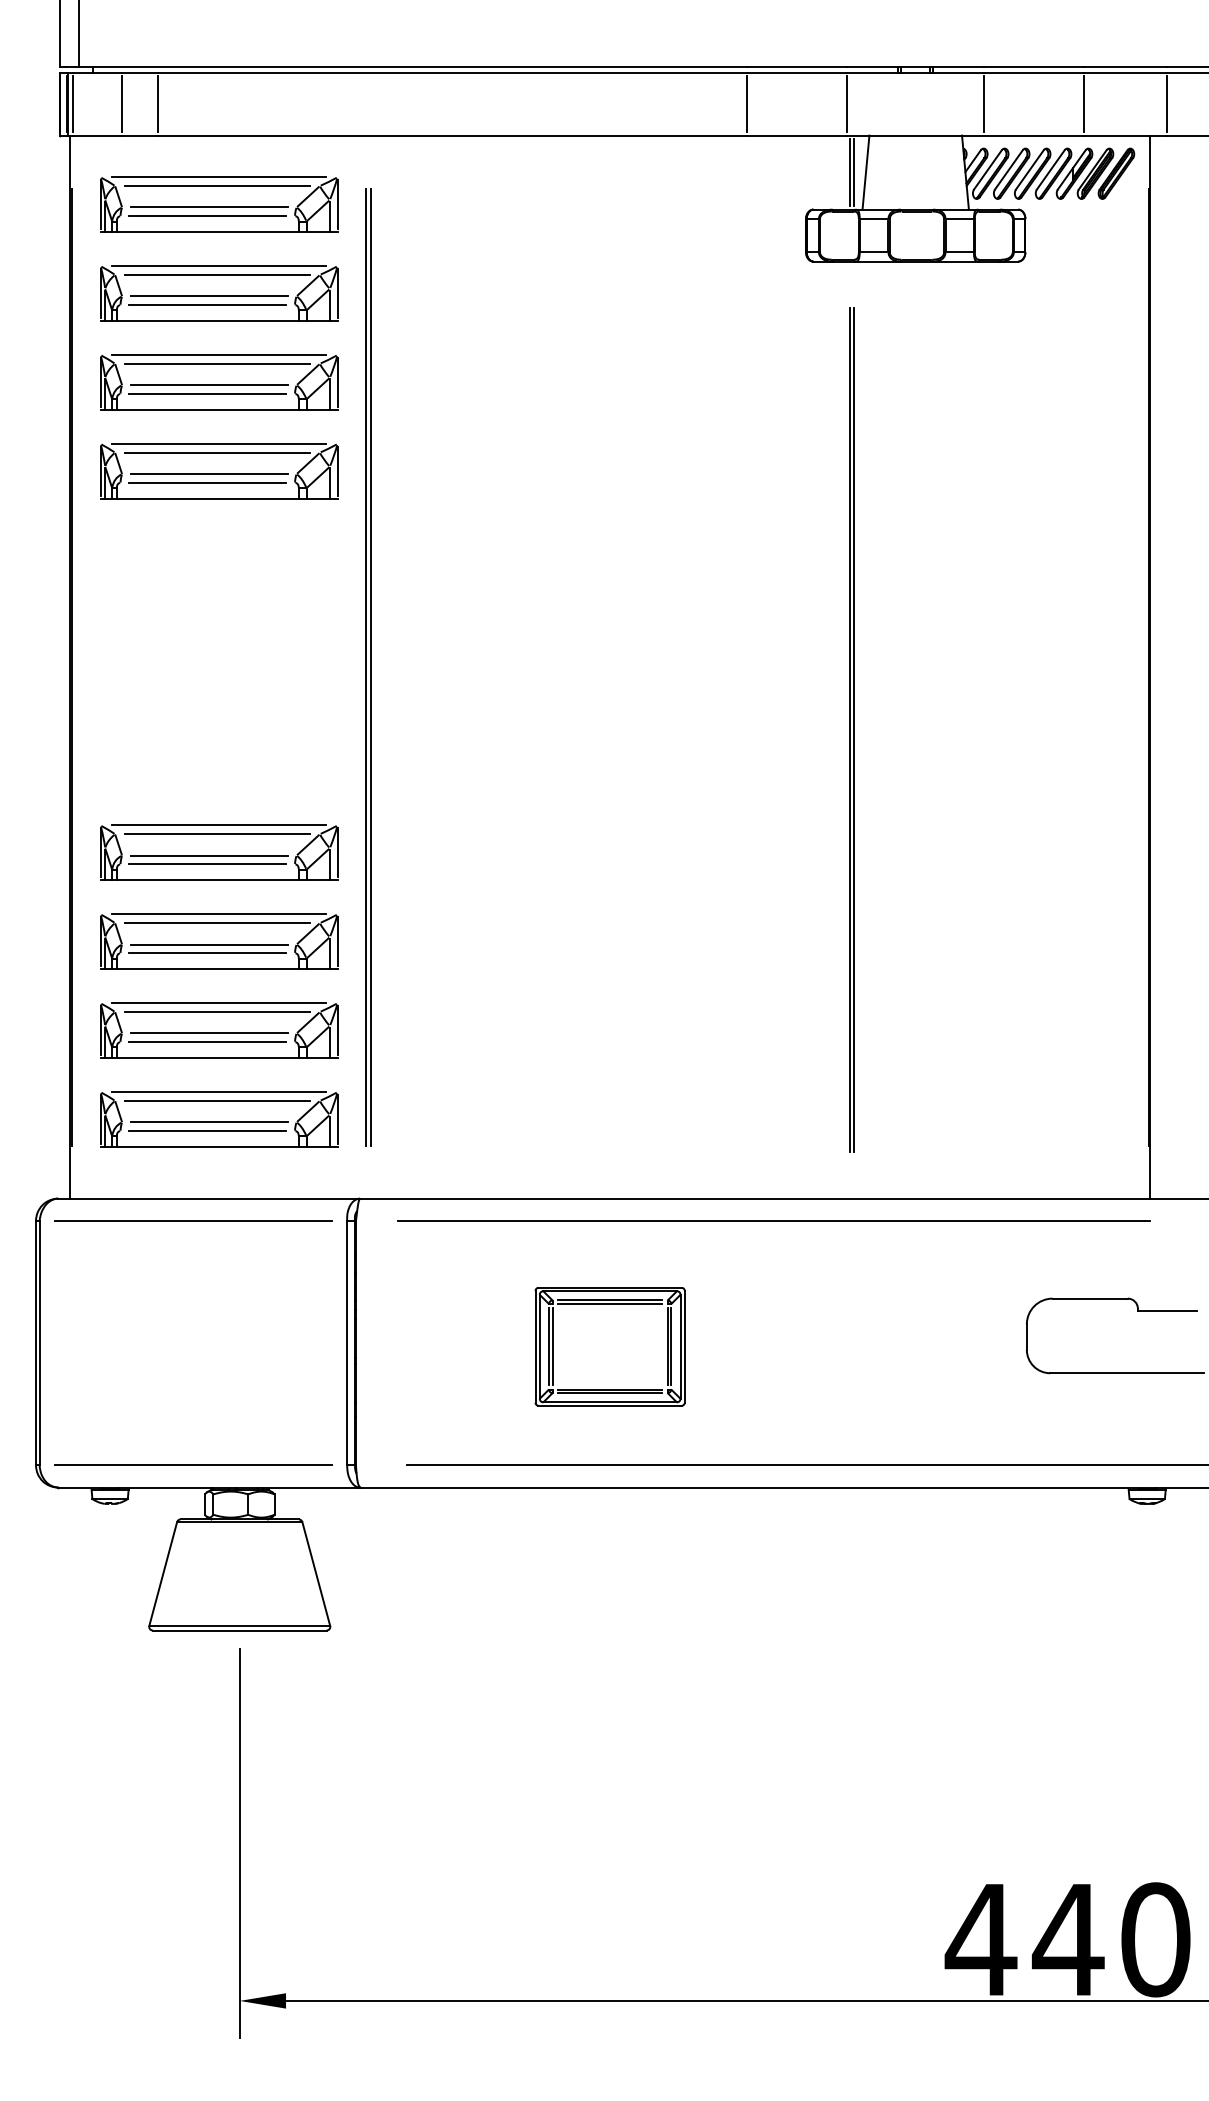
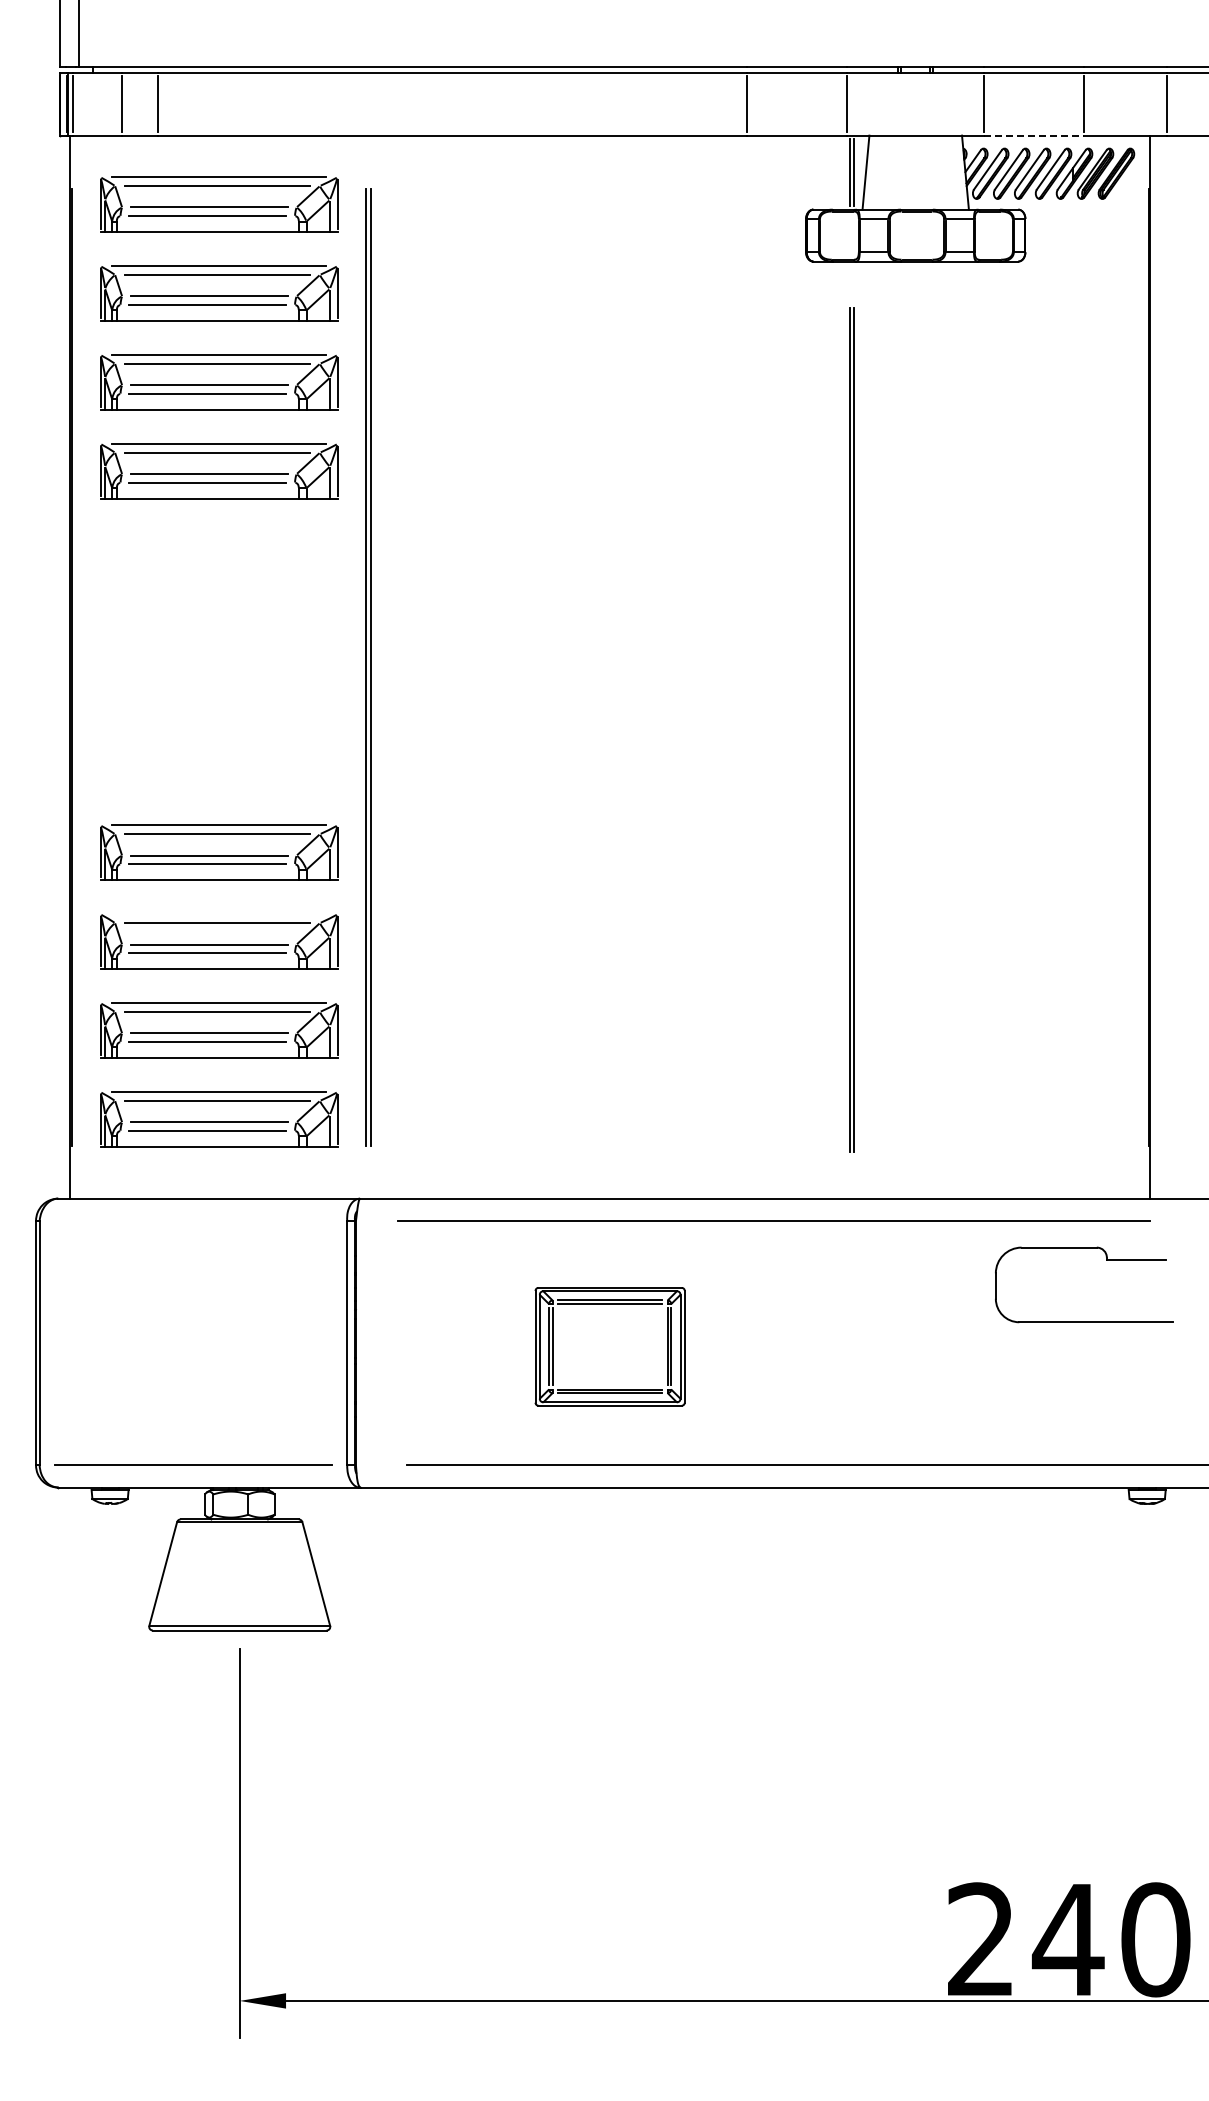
line: solid -> dashed (1034, 135)
line: present -> none (218, 914)
line: present -> none (193, 1220)
part position: (1137, 1311) -> (1106, 1260) (1106, 1260)
text: 440 -> 240 (980, 1938)
